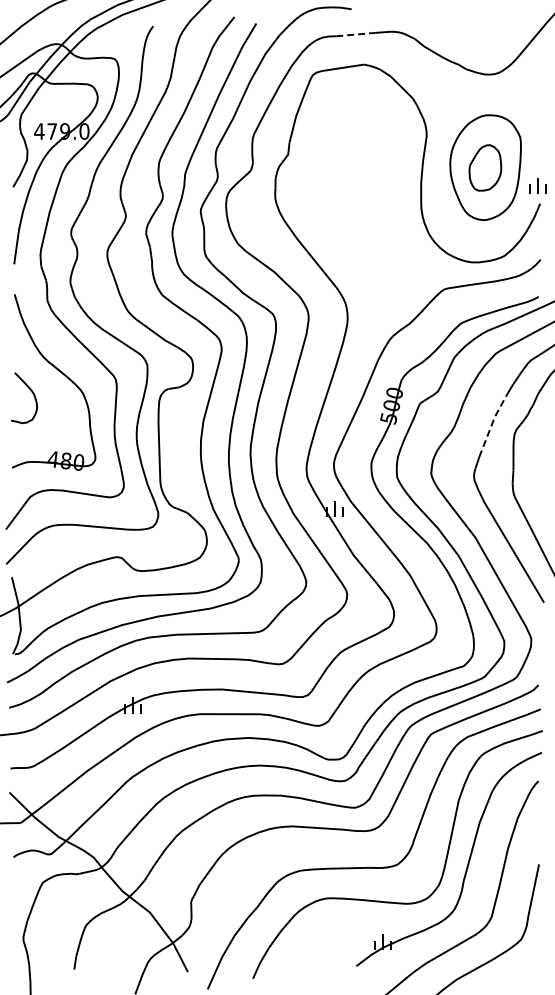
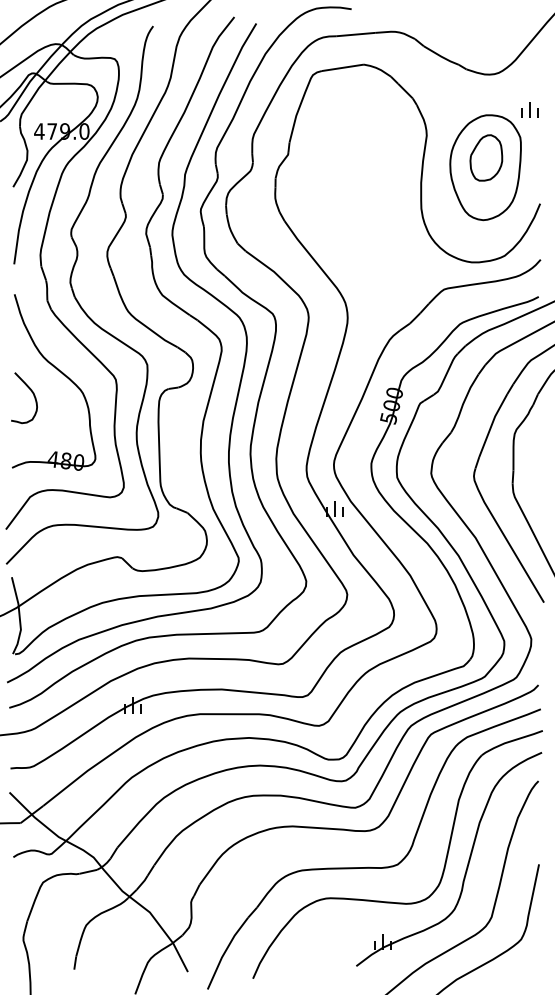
line: dashed -> solid (355, 34)
part position: (485, 167) -> (486, 157) (486, 157)
part position: (537, 185) -> (529, 109) (529, 109)
line: dashed -> solid (492, 423)
